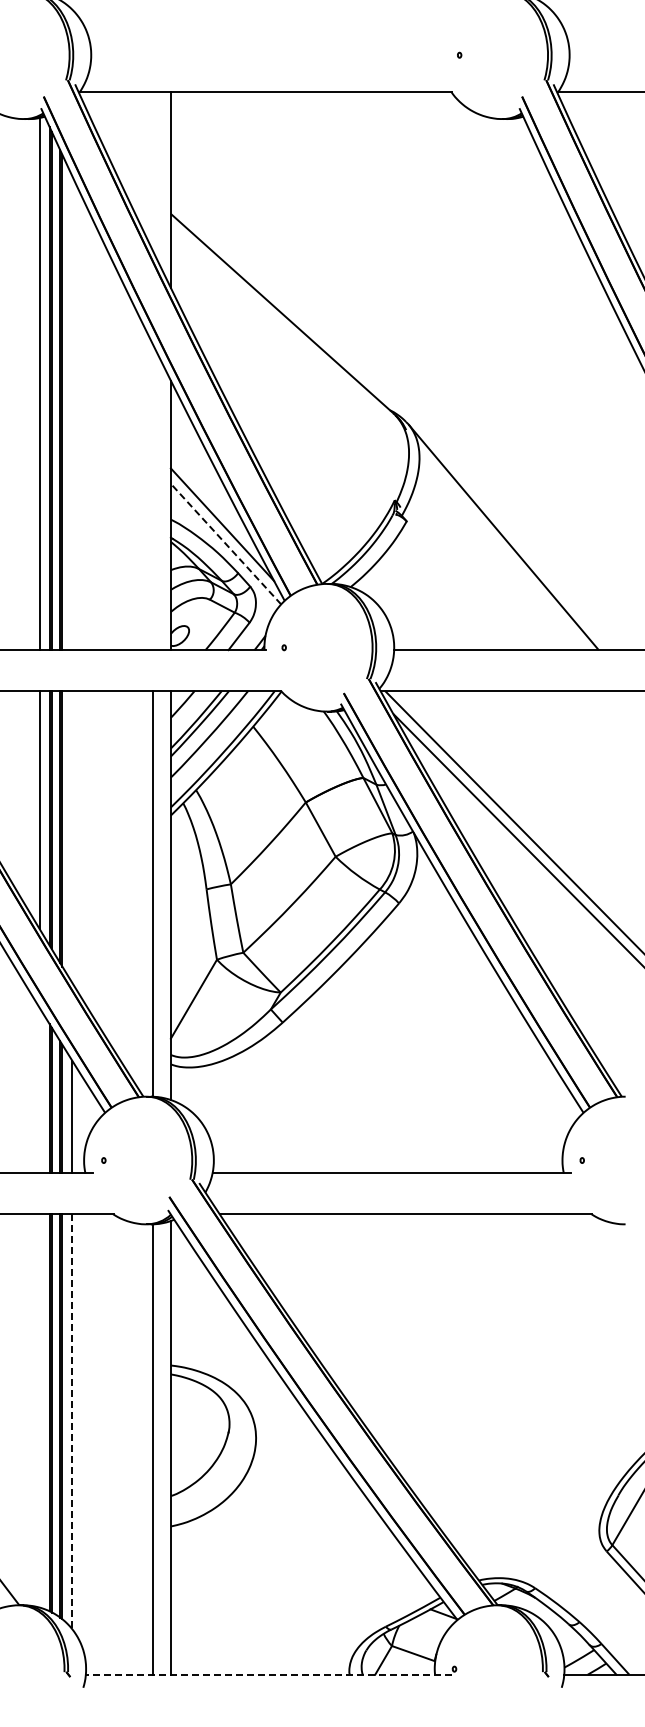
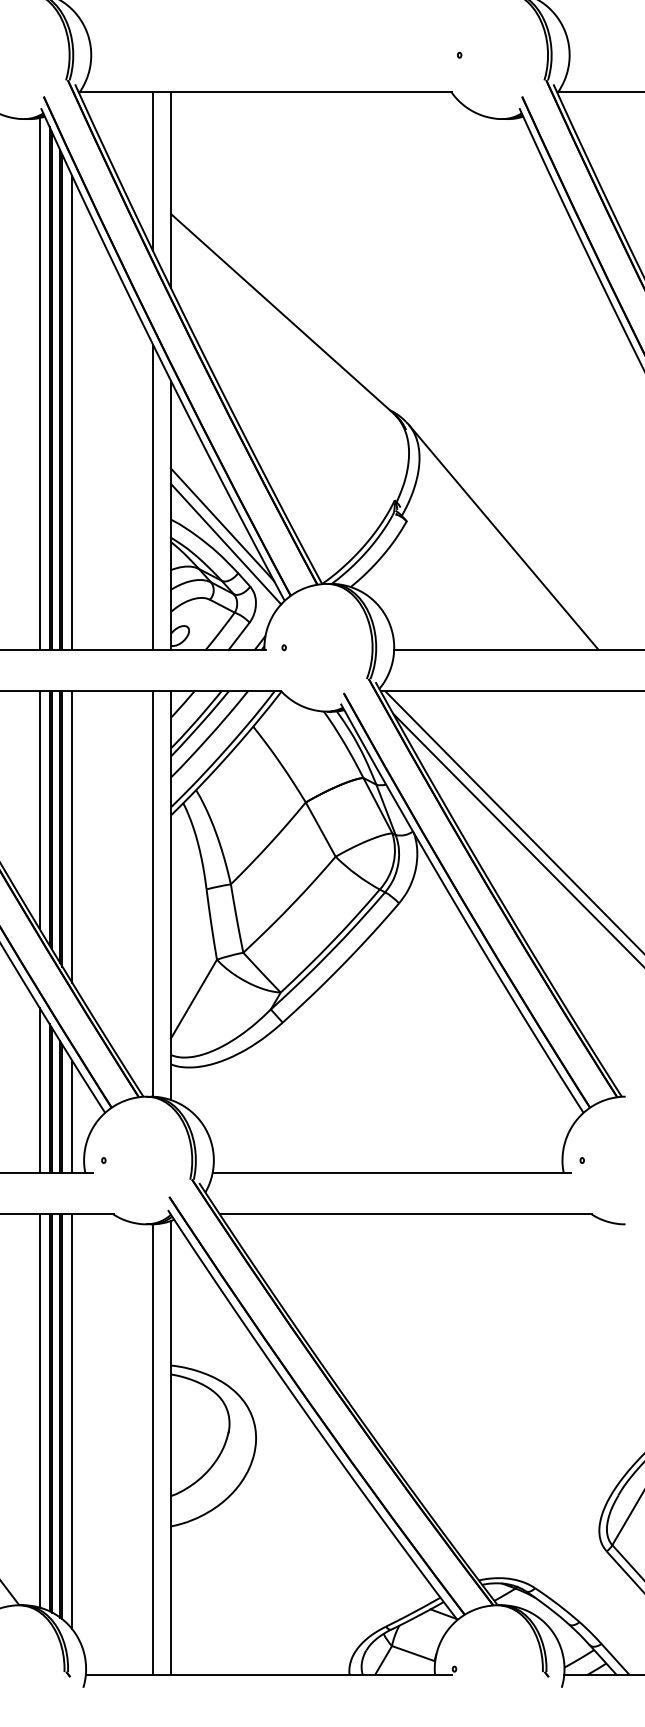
line: none -> present (153, 170)
line: none -> present (72, 413)
line: none -> present (153, 497)
line: dashed -> solid (226, 544)
line: none -> present (72, 836)
line: none -> present (39, 1090)
line: none -> present (39, 1410)
line: dashed -> solid (72, 1421)
line: dashed -> solid (268, 1674)
